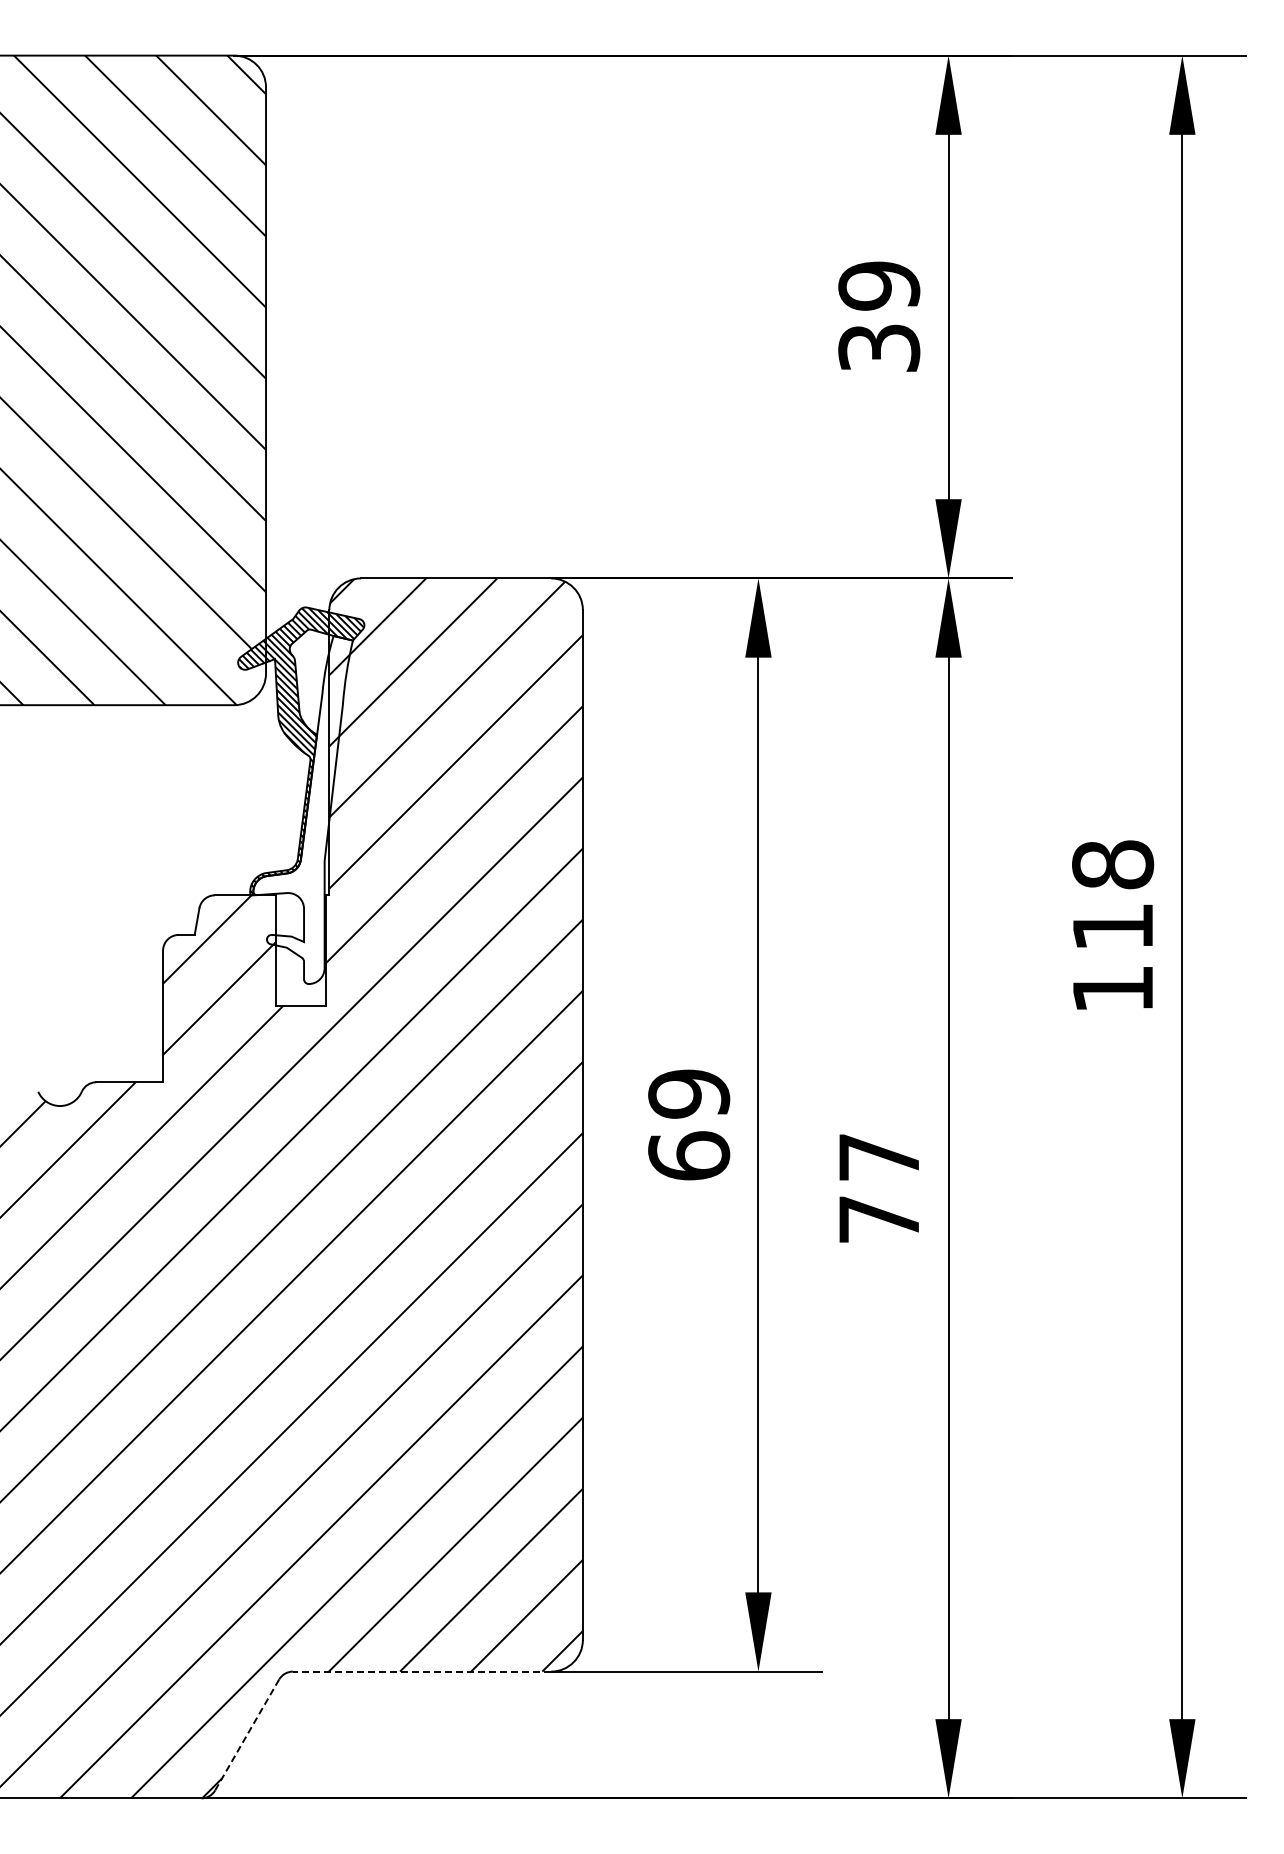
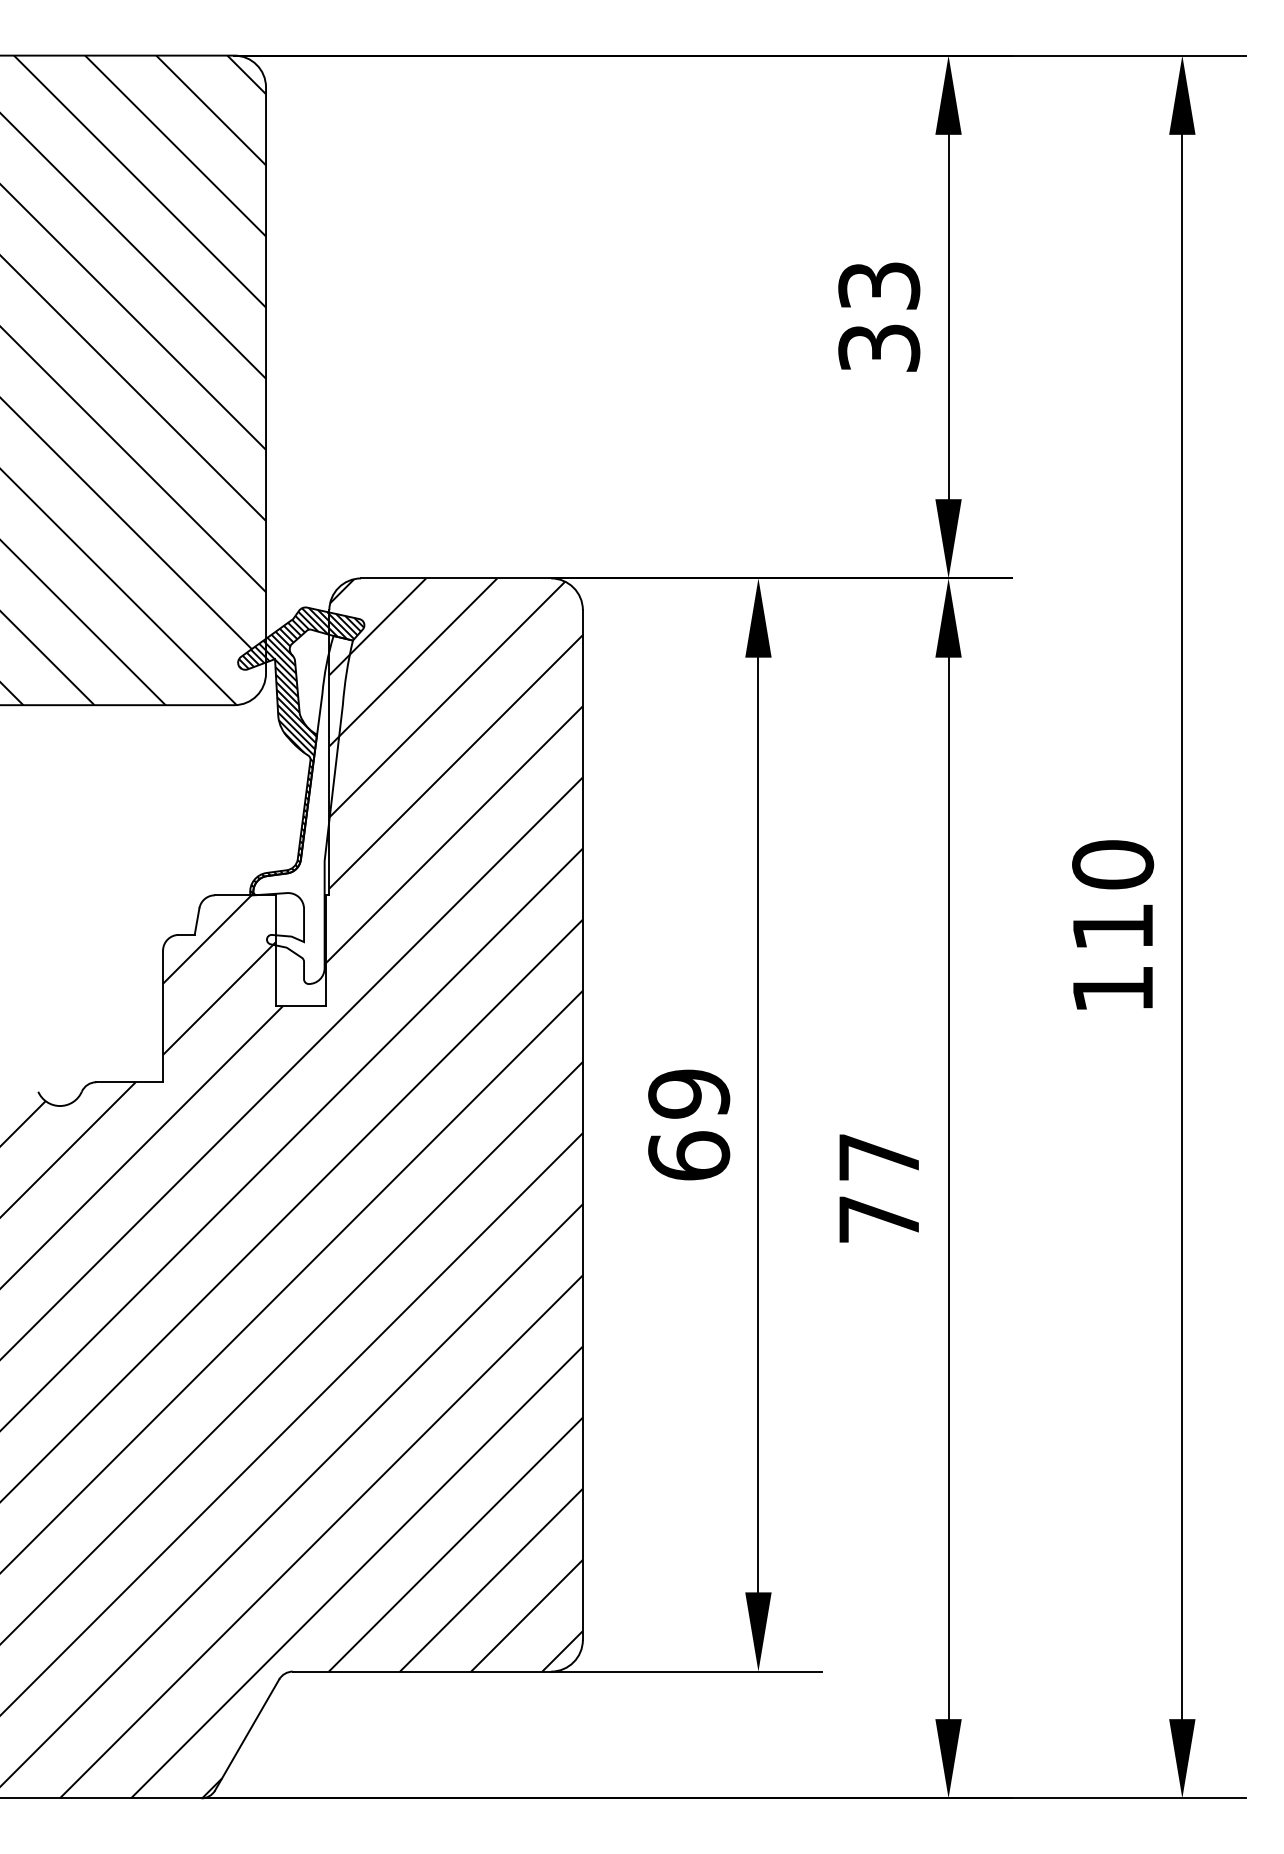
text: 39 -> 33 (879, 285)
text: 118 -> 110 (1112, 864)
line: dashed -> solid (421, 1671)
line: dashed -> solid (246, 1735)
